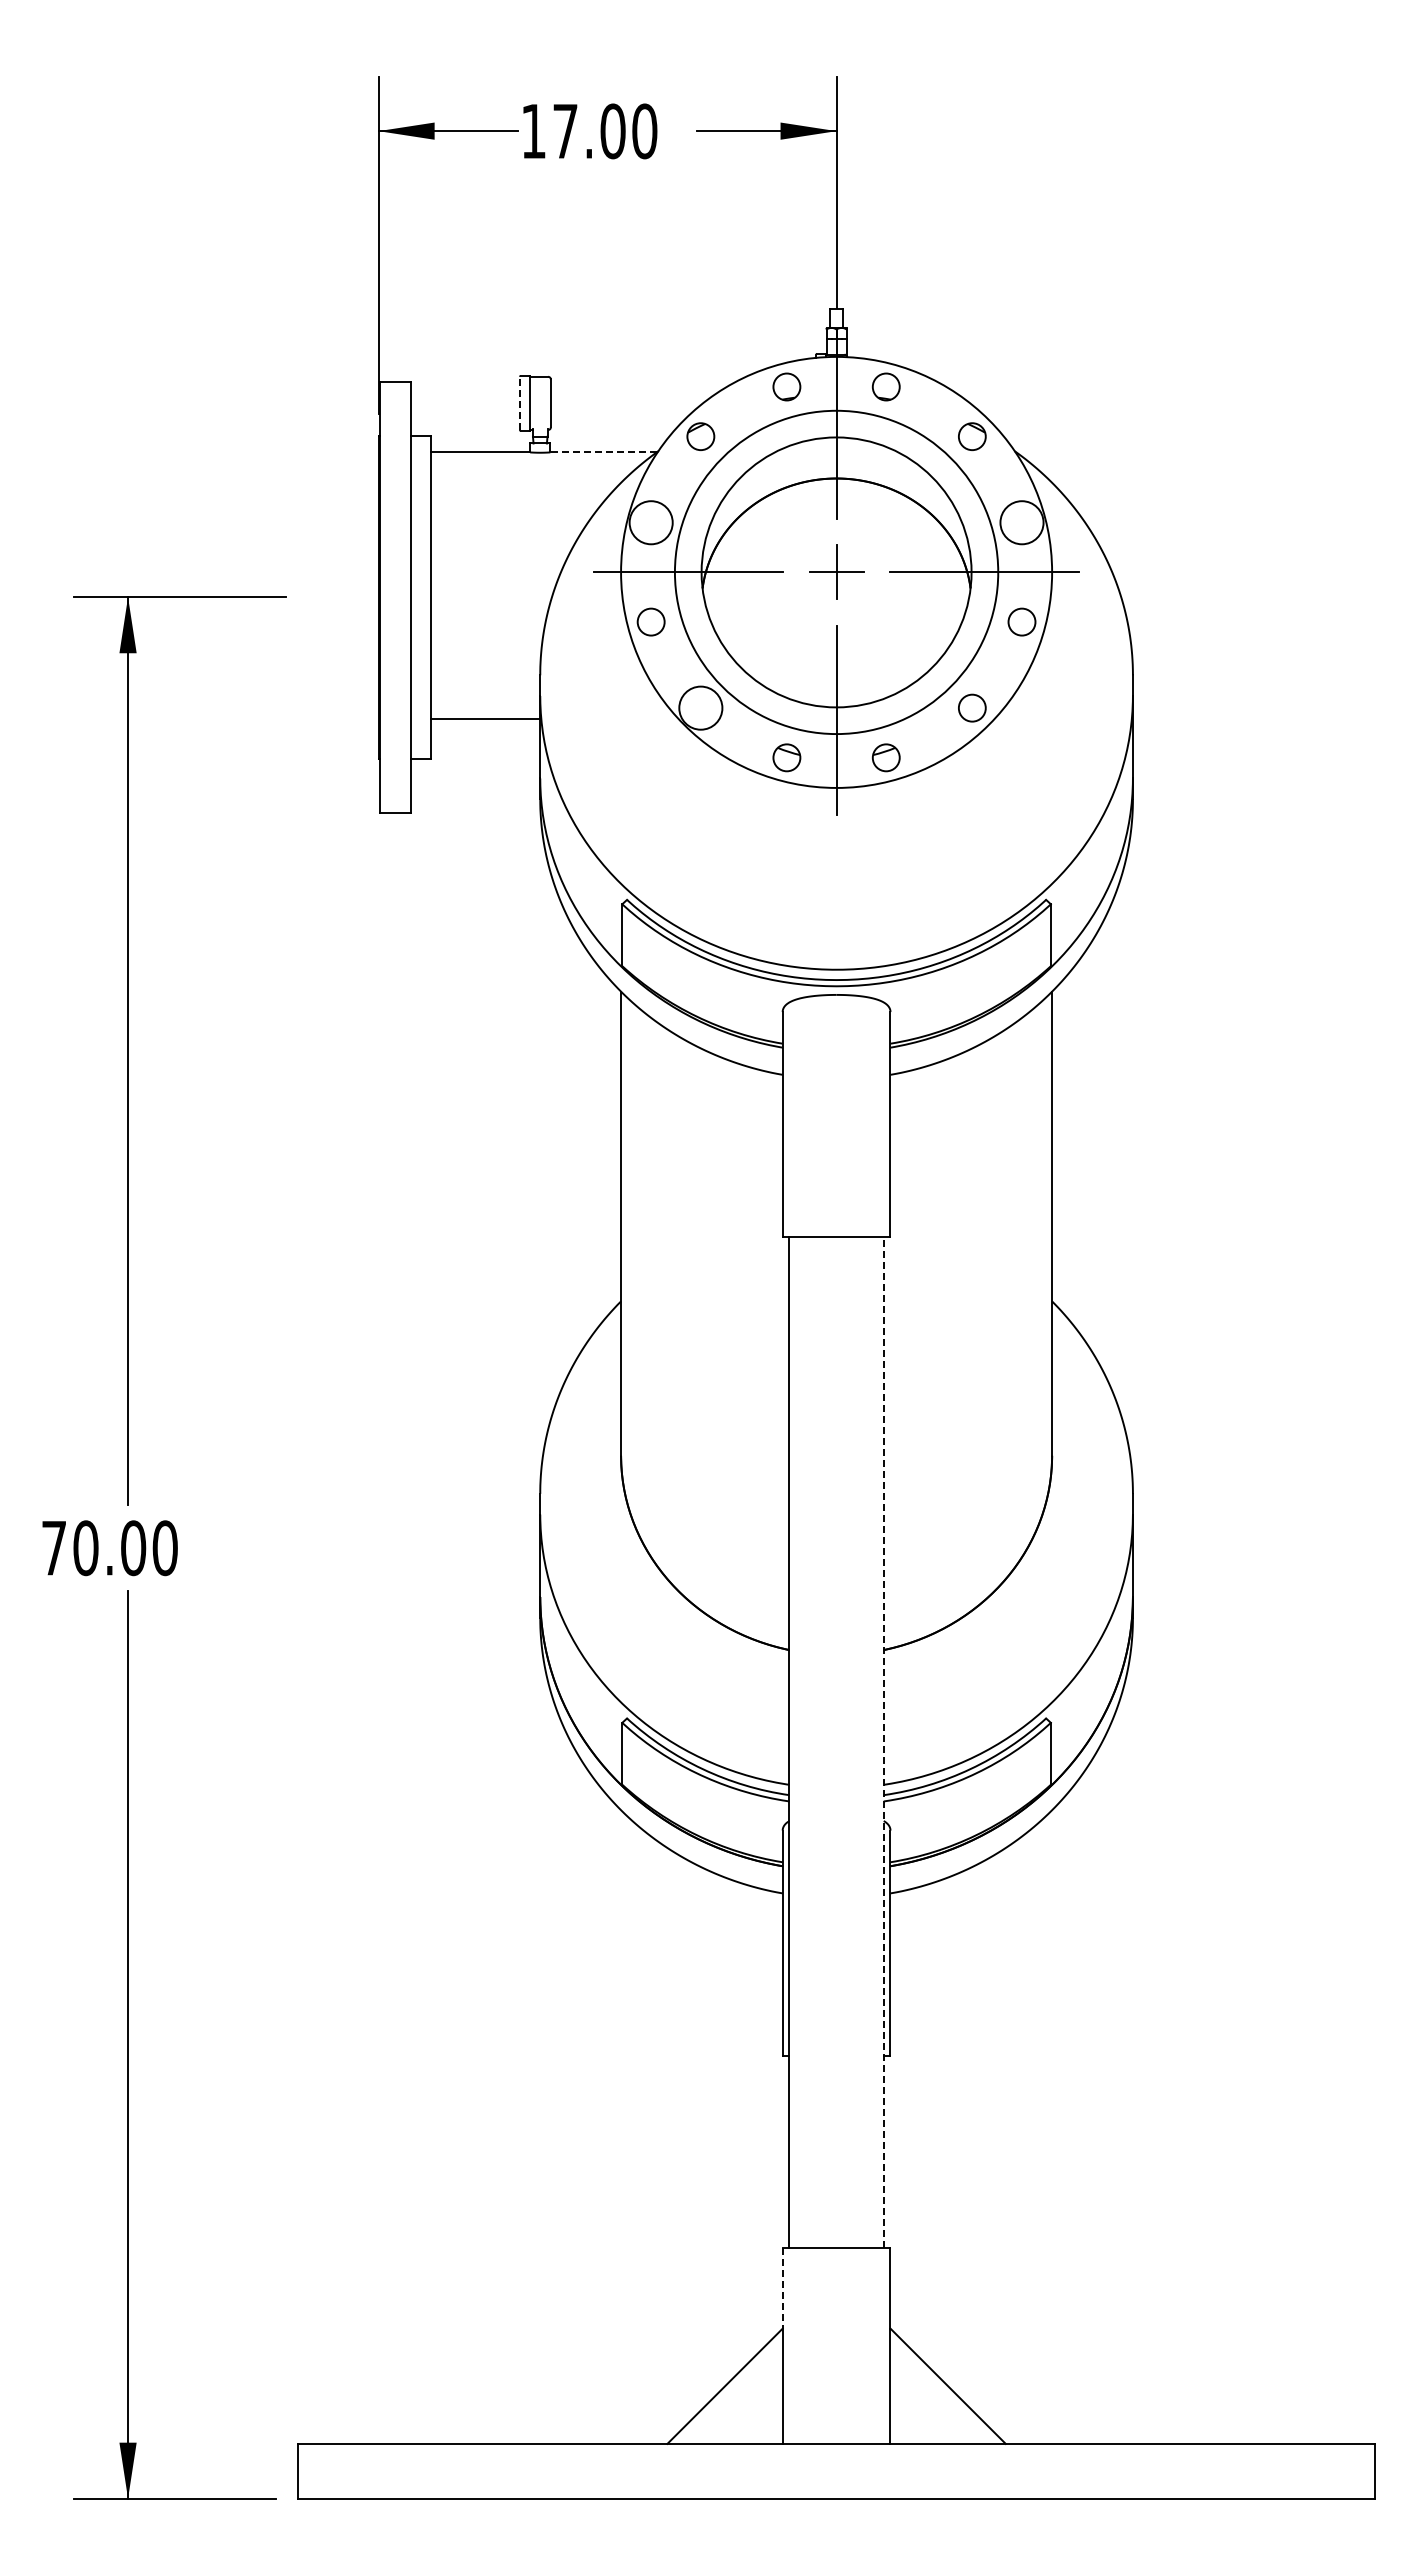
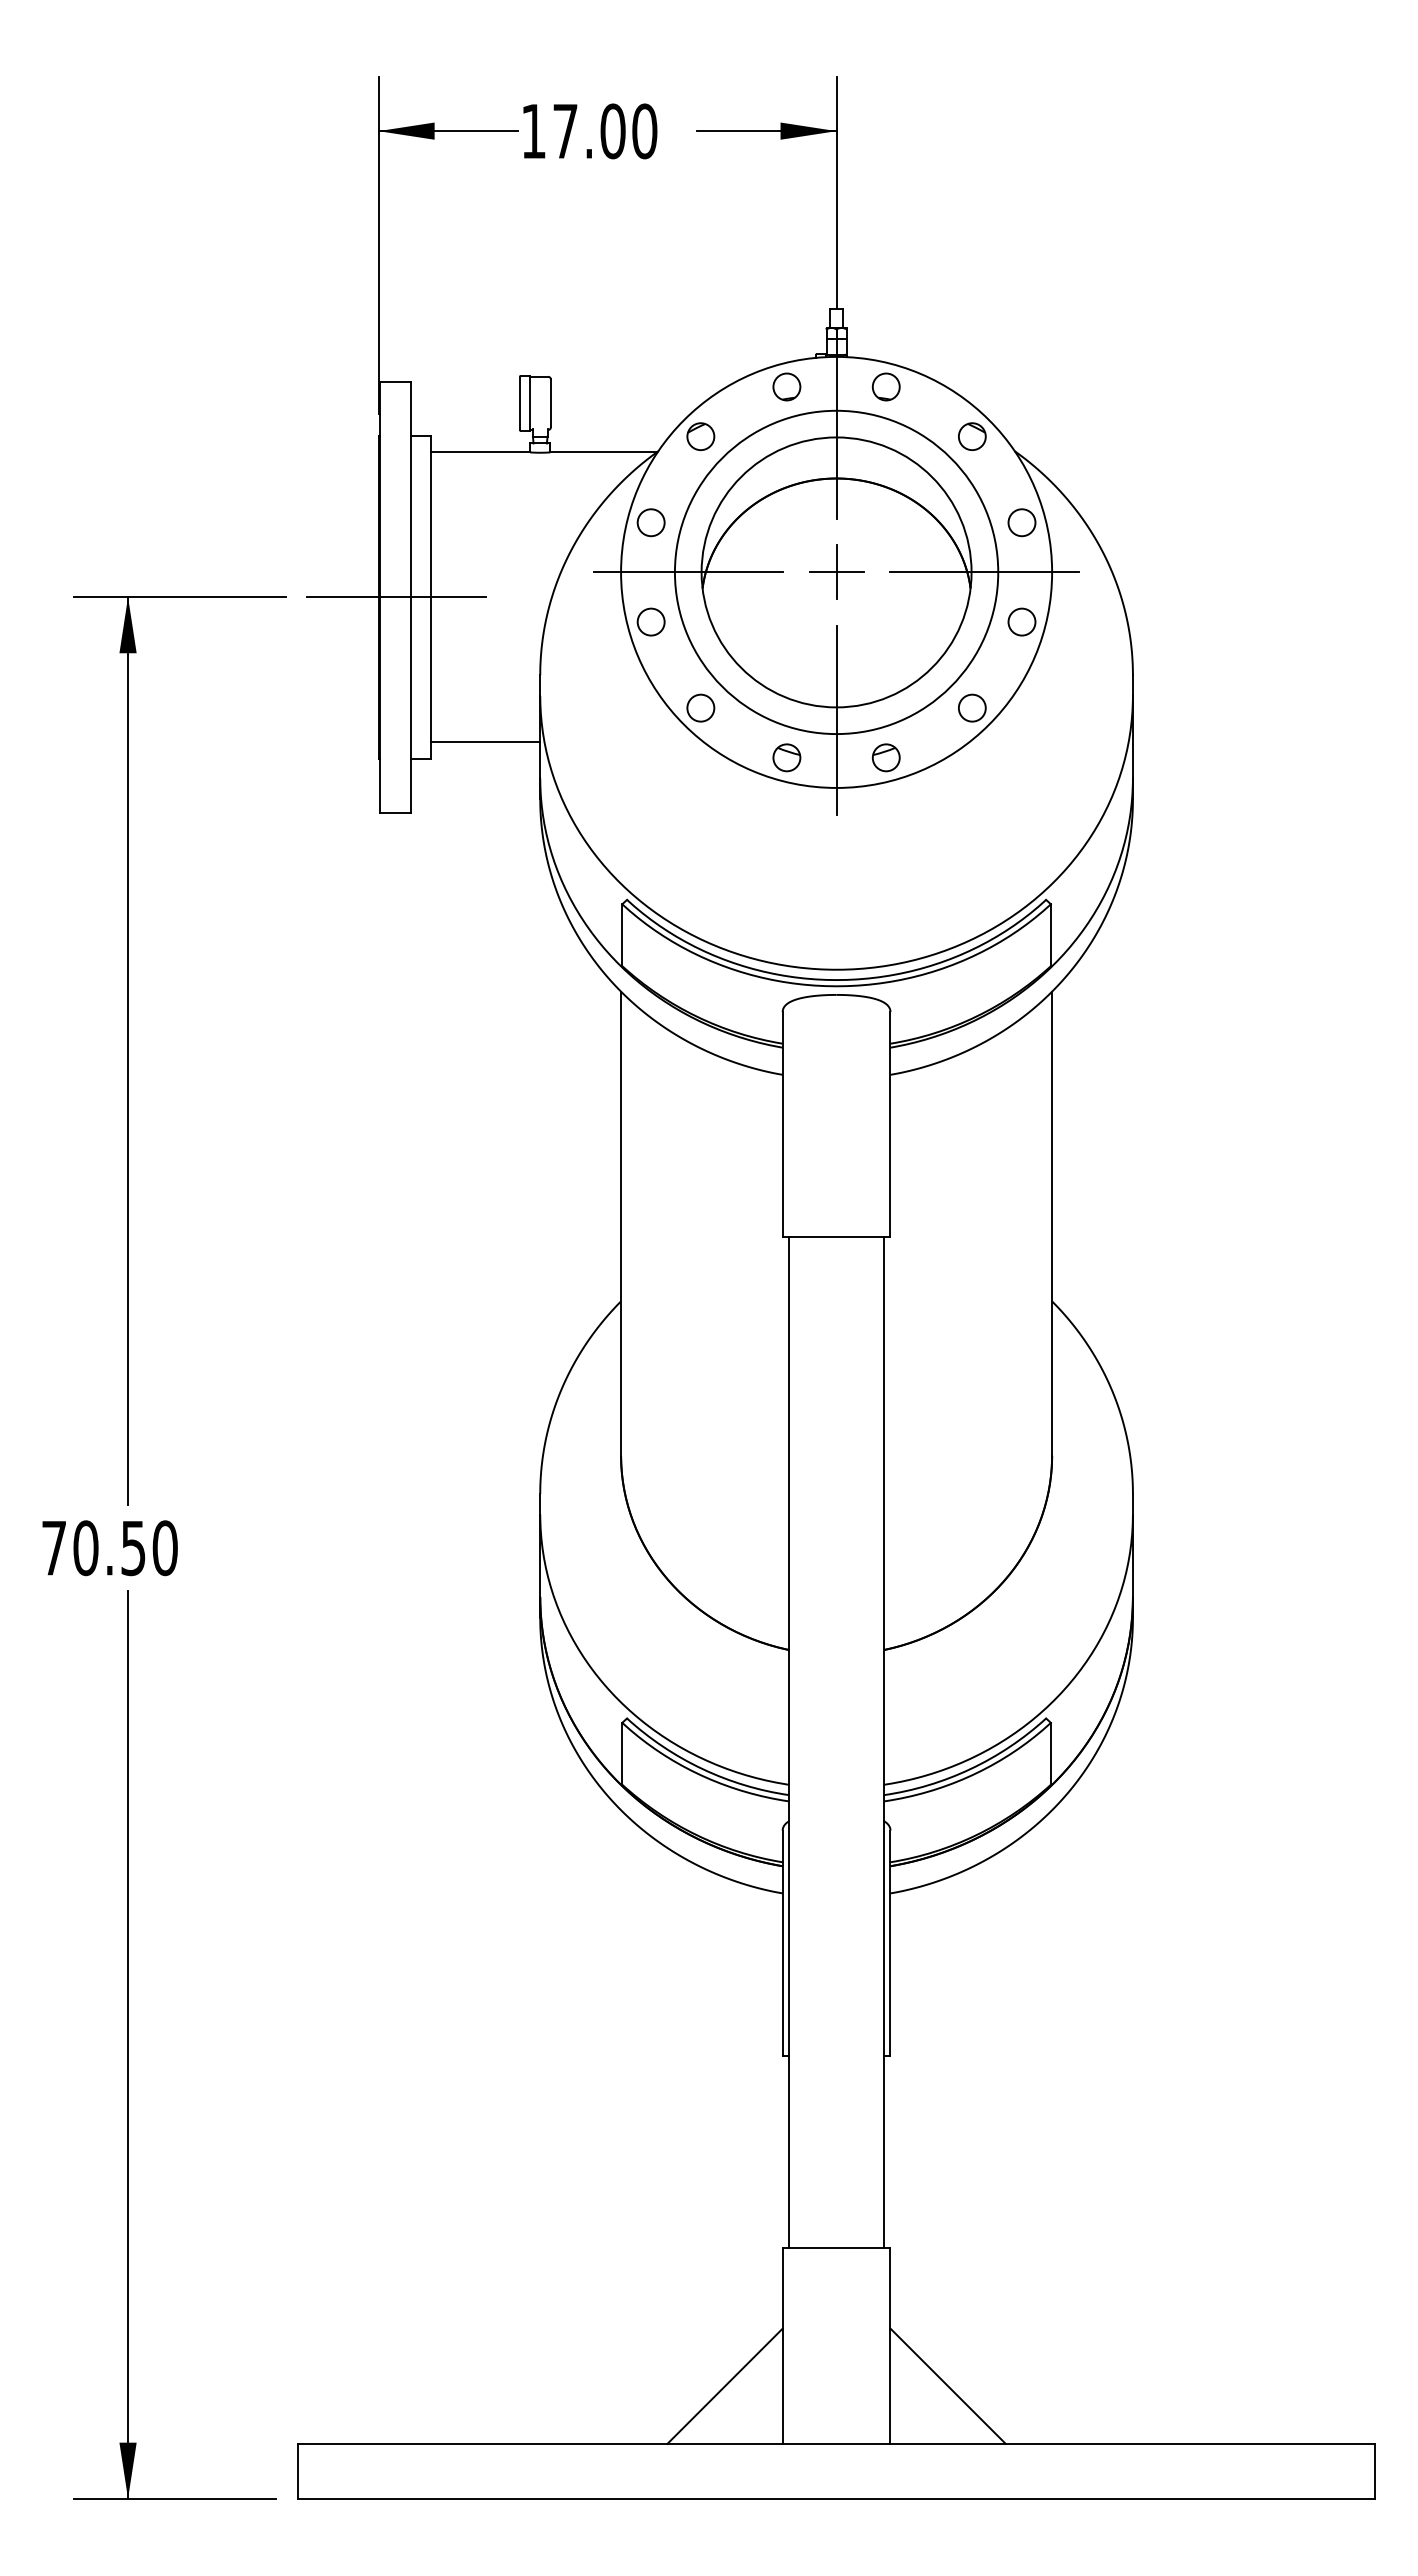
line: dashed -> solid (519, 403)
line: dashed -> solid (603, 452)
circle diameter: 43 px -> 27 px (650, 522)
circle diameter: 43 px -> 27 px (1021, 522)
line: none -> present (396, 597)
circle diameter: 43 px -> 27 px (700, 707)
line position: (485, 719) -> (485, 742) (485, 742)
text: 70.00 -> 70.50 (133, 1548)
line: dashed -> solid (883, 1742)
line: dashed -> solid (782, 2288)
